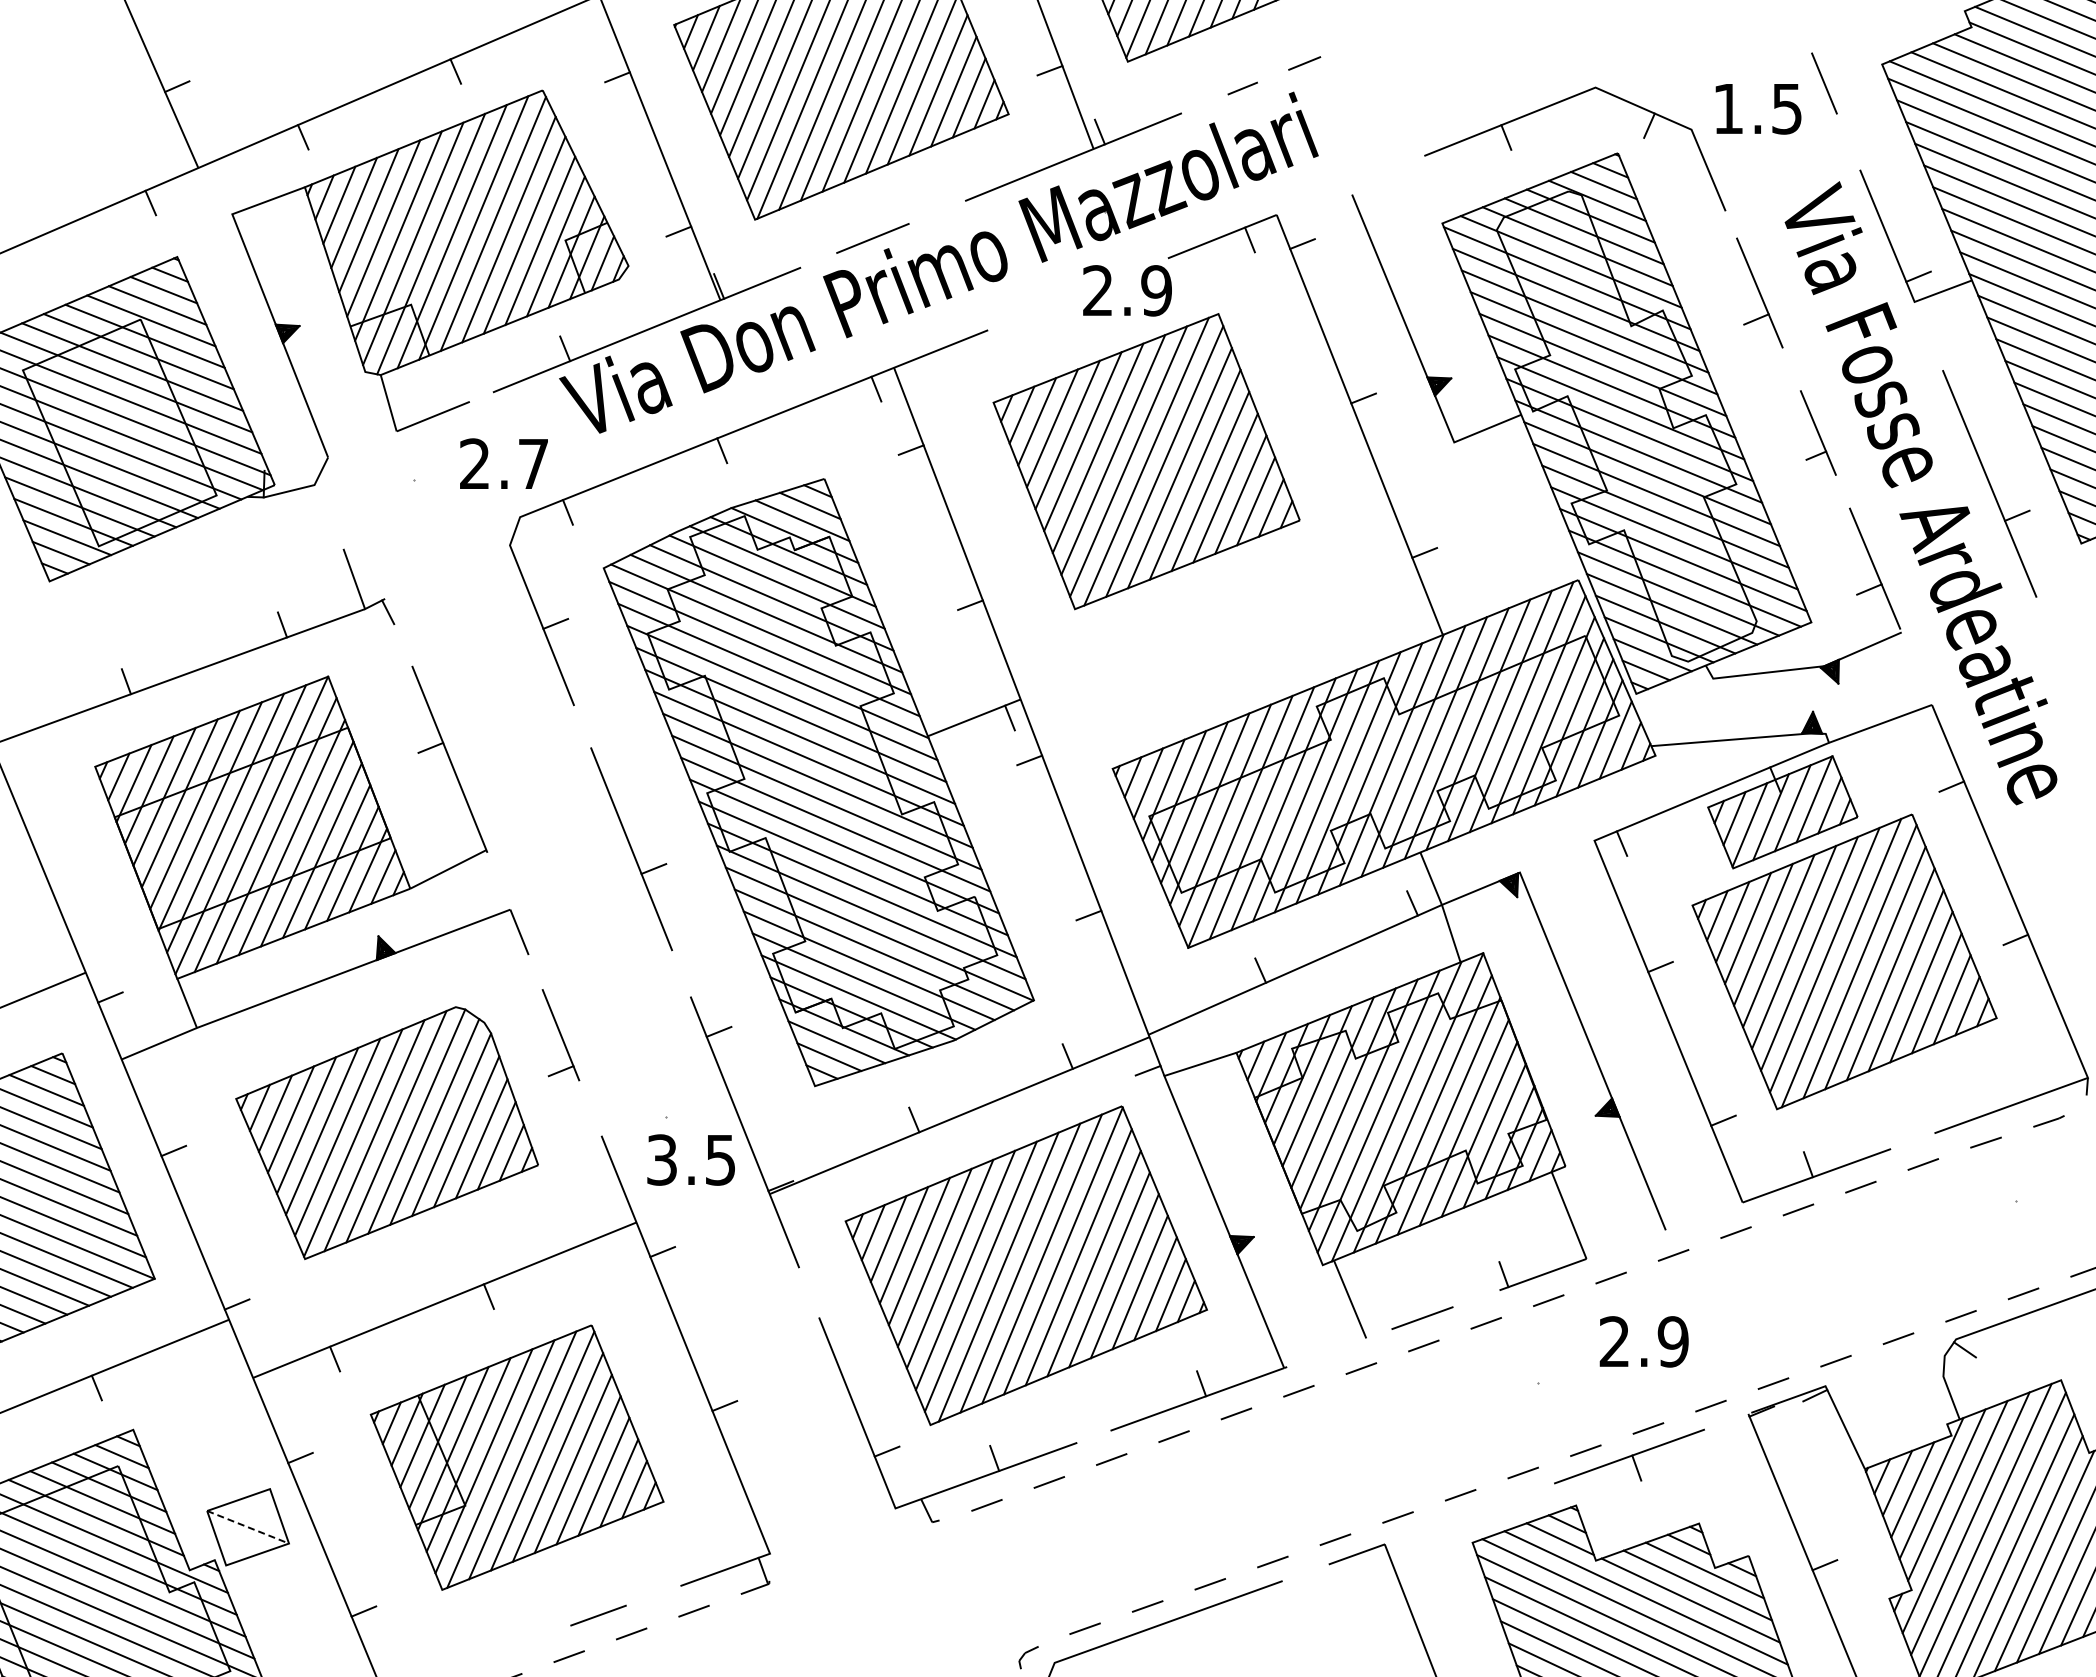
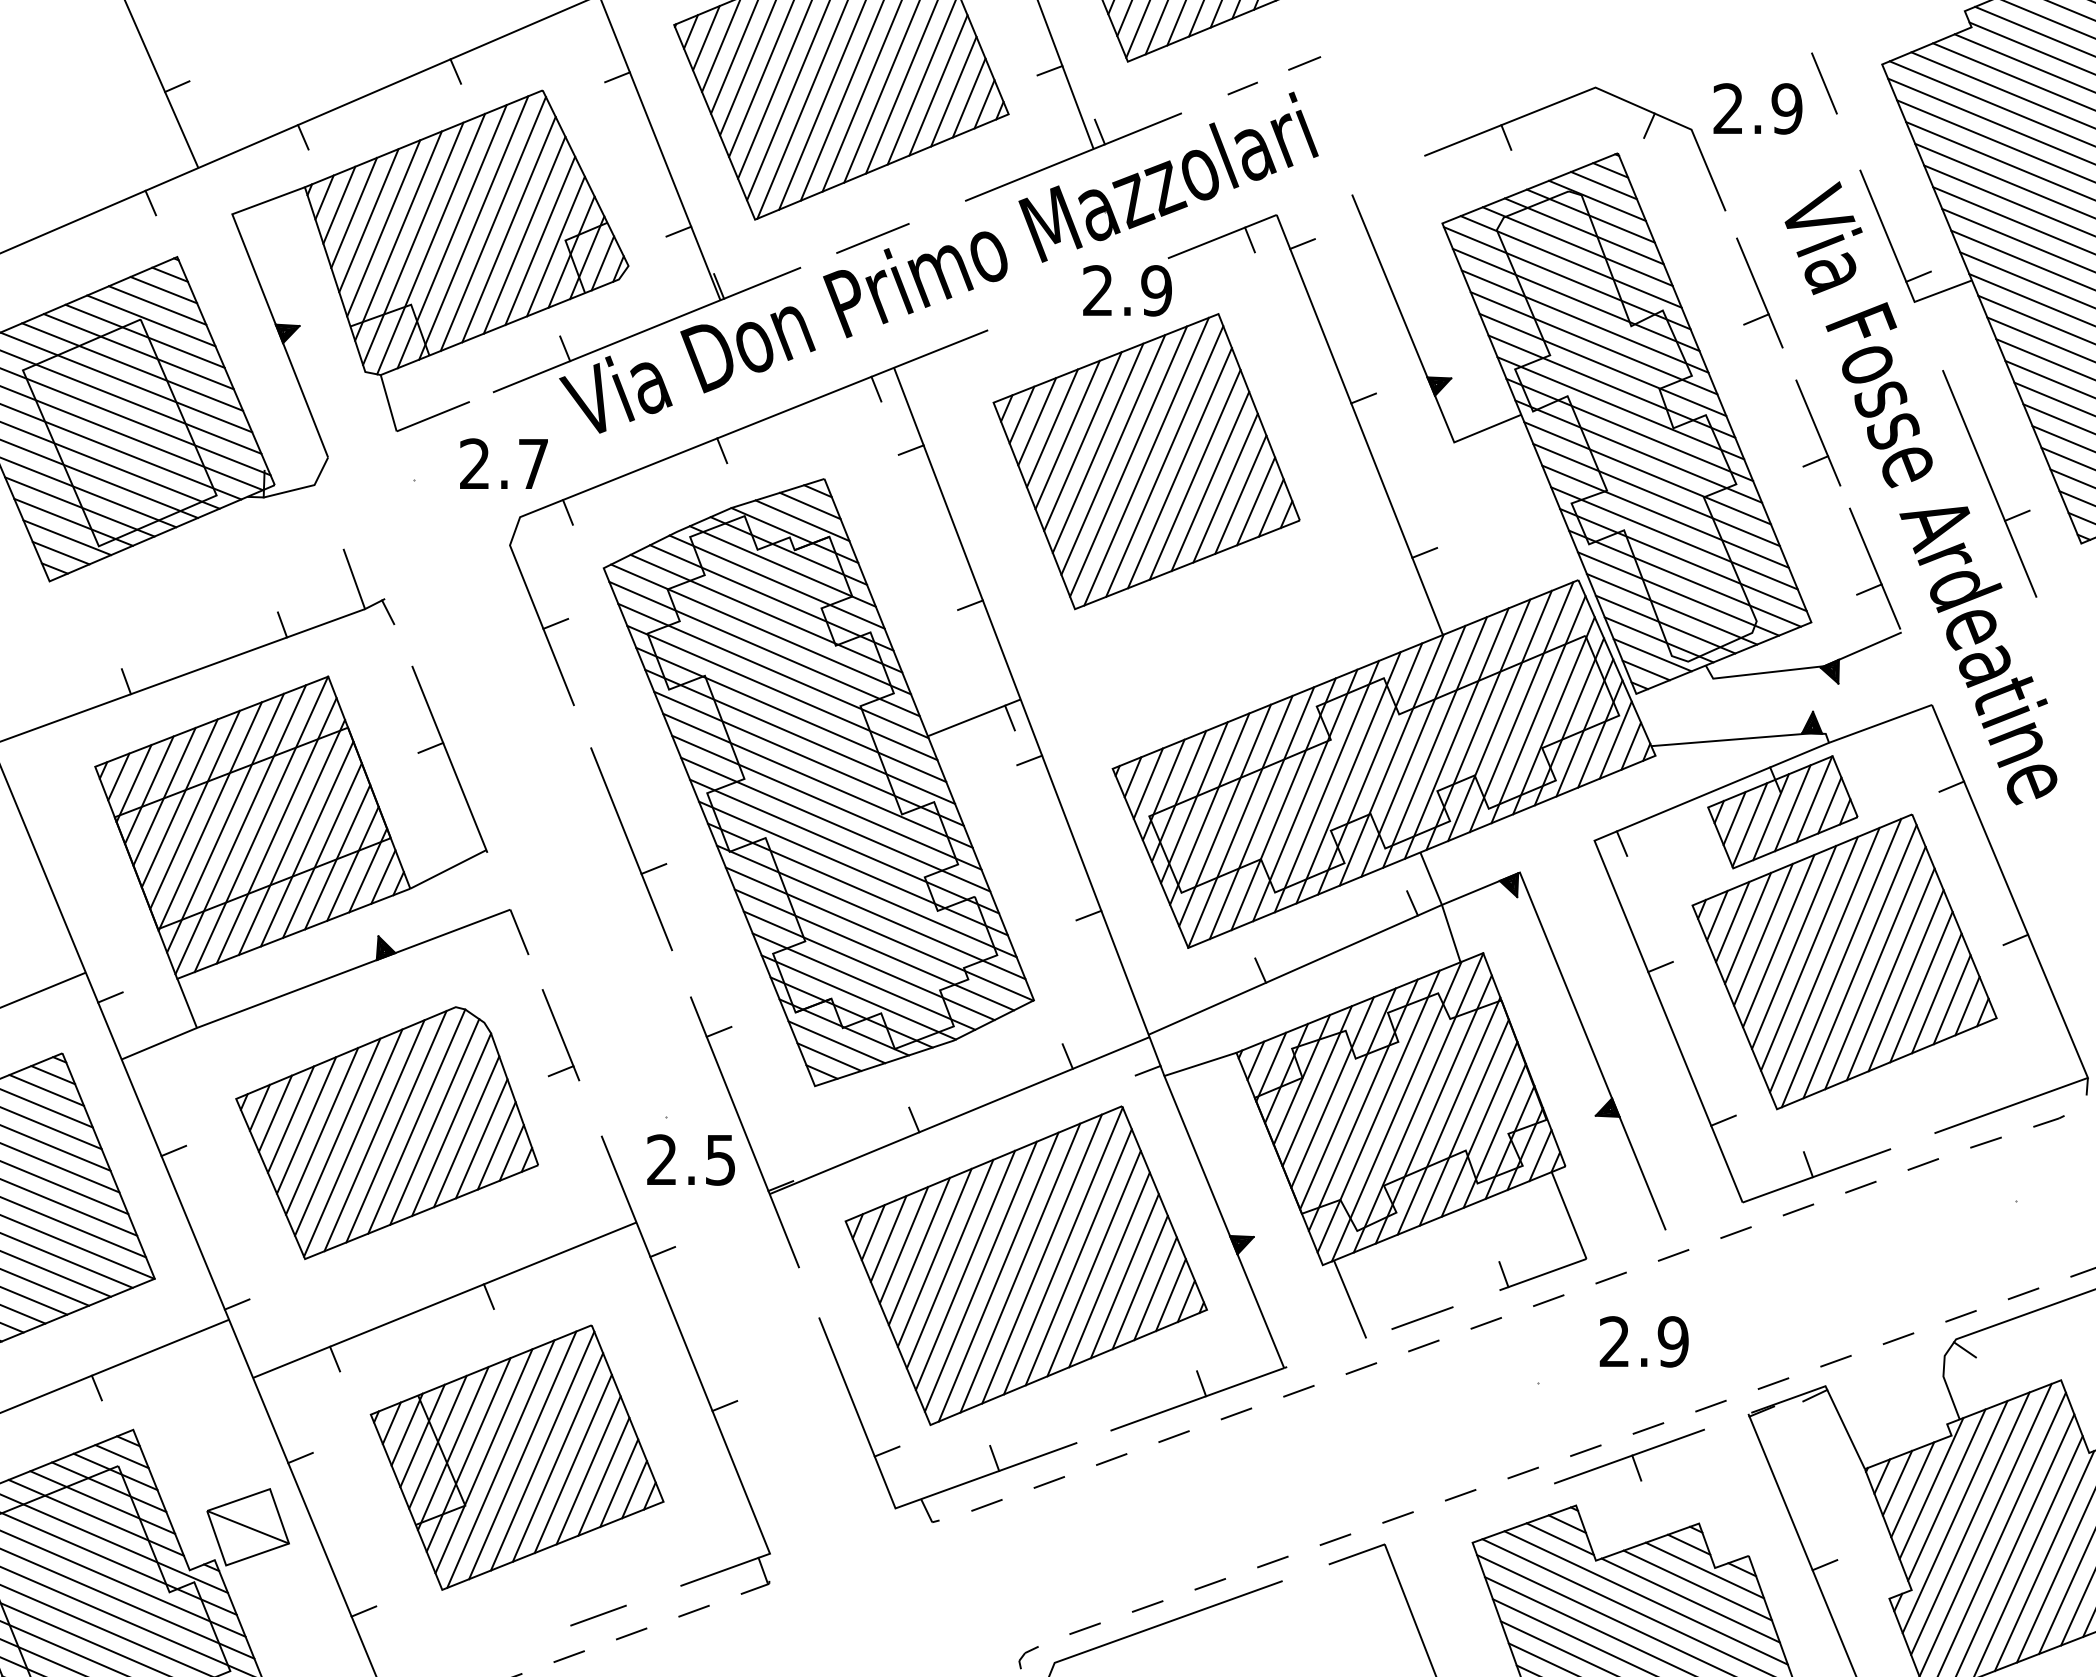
text: 1.5 -> 2.9 (1757, 108)
part size: 37x86 px -> 47x108 px (1818, 432)
text: 3.5 -> 2.5 (661, 1159)
line: dashed -> solid (248, 1527)
